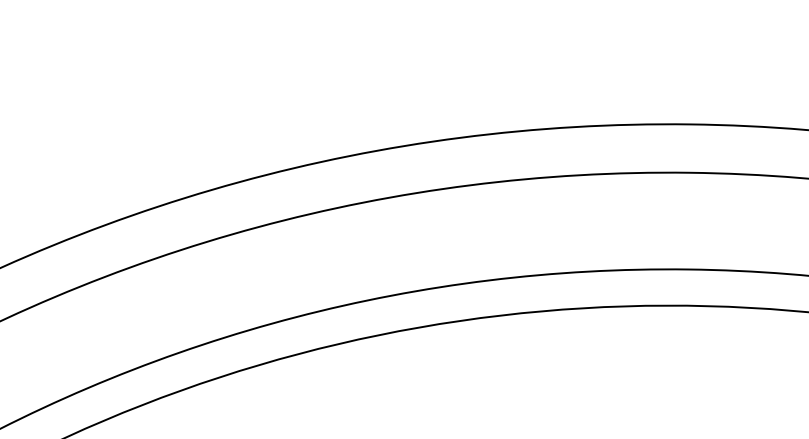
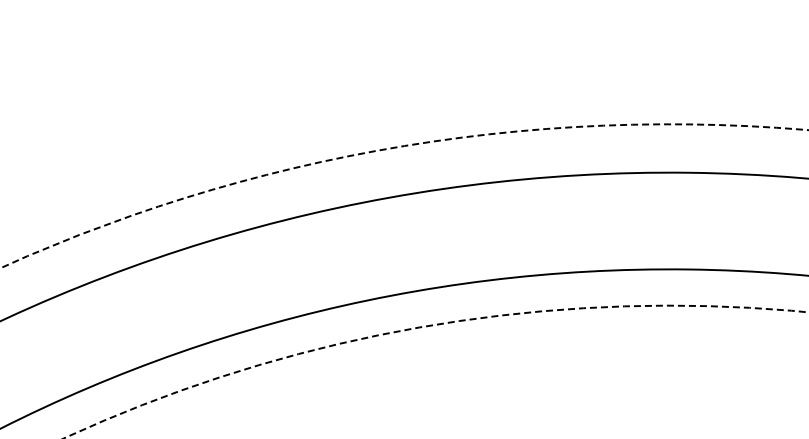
arc: solid -> dashed (393, 148)
arc: solid -> dashed (424, 326)
